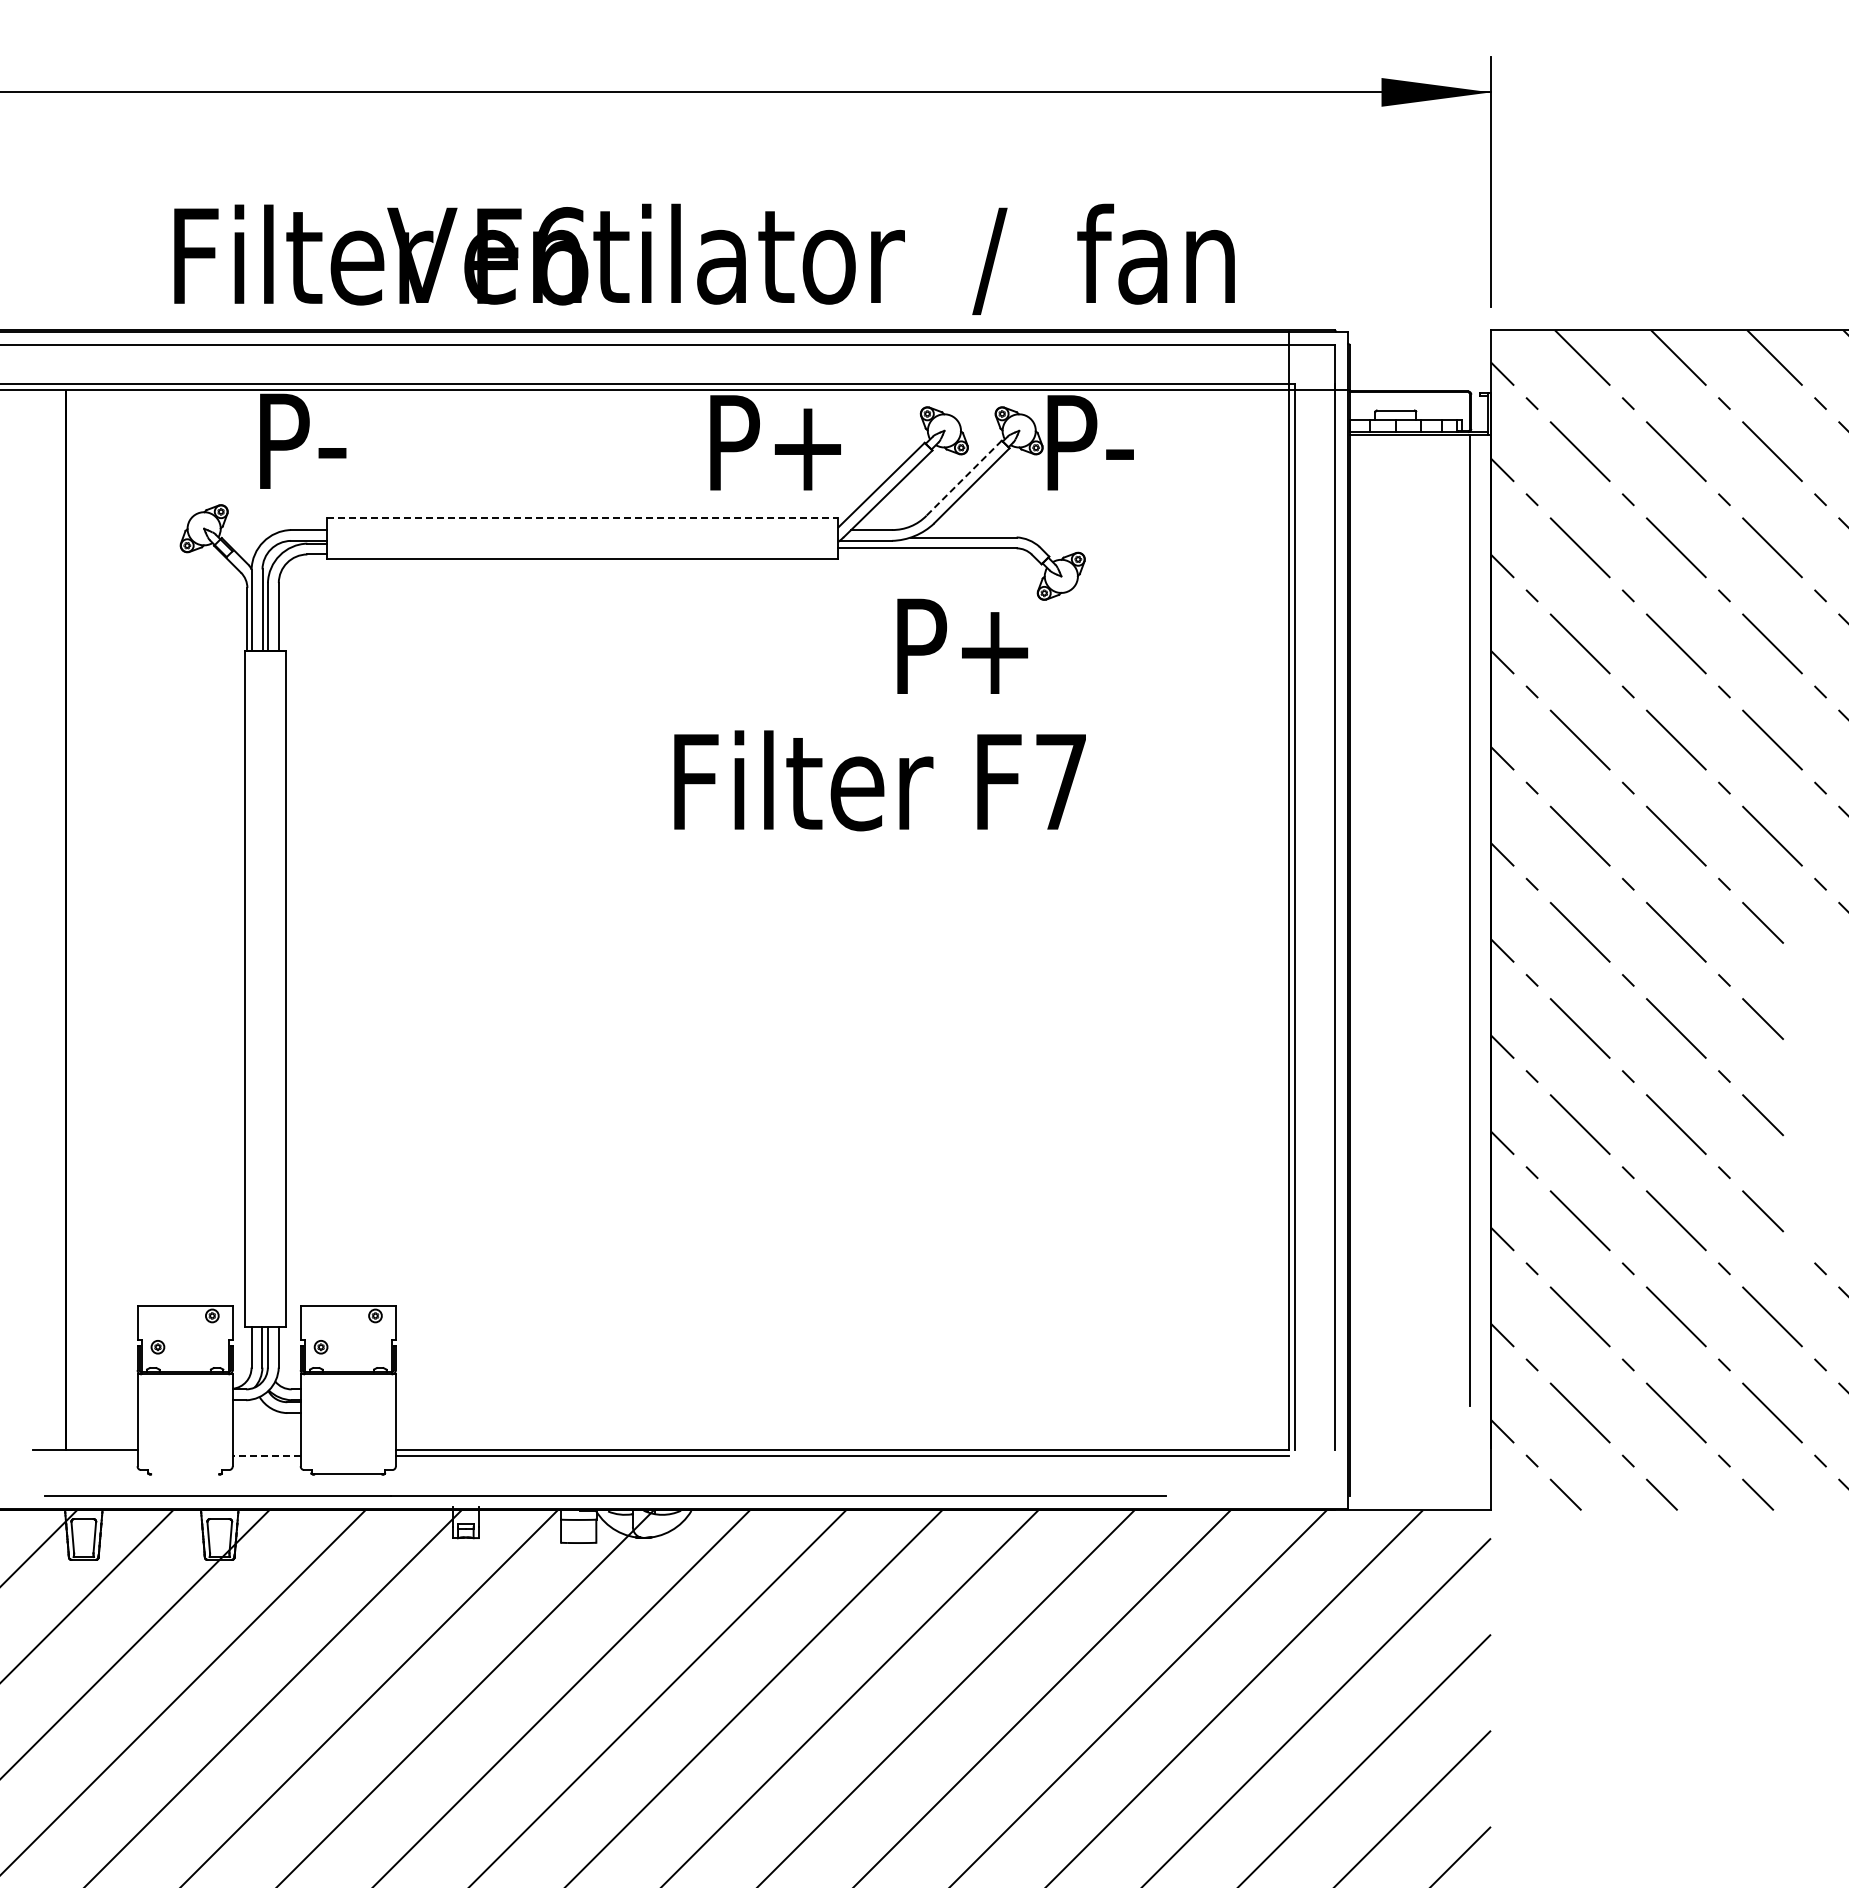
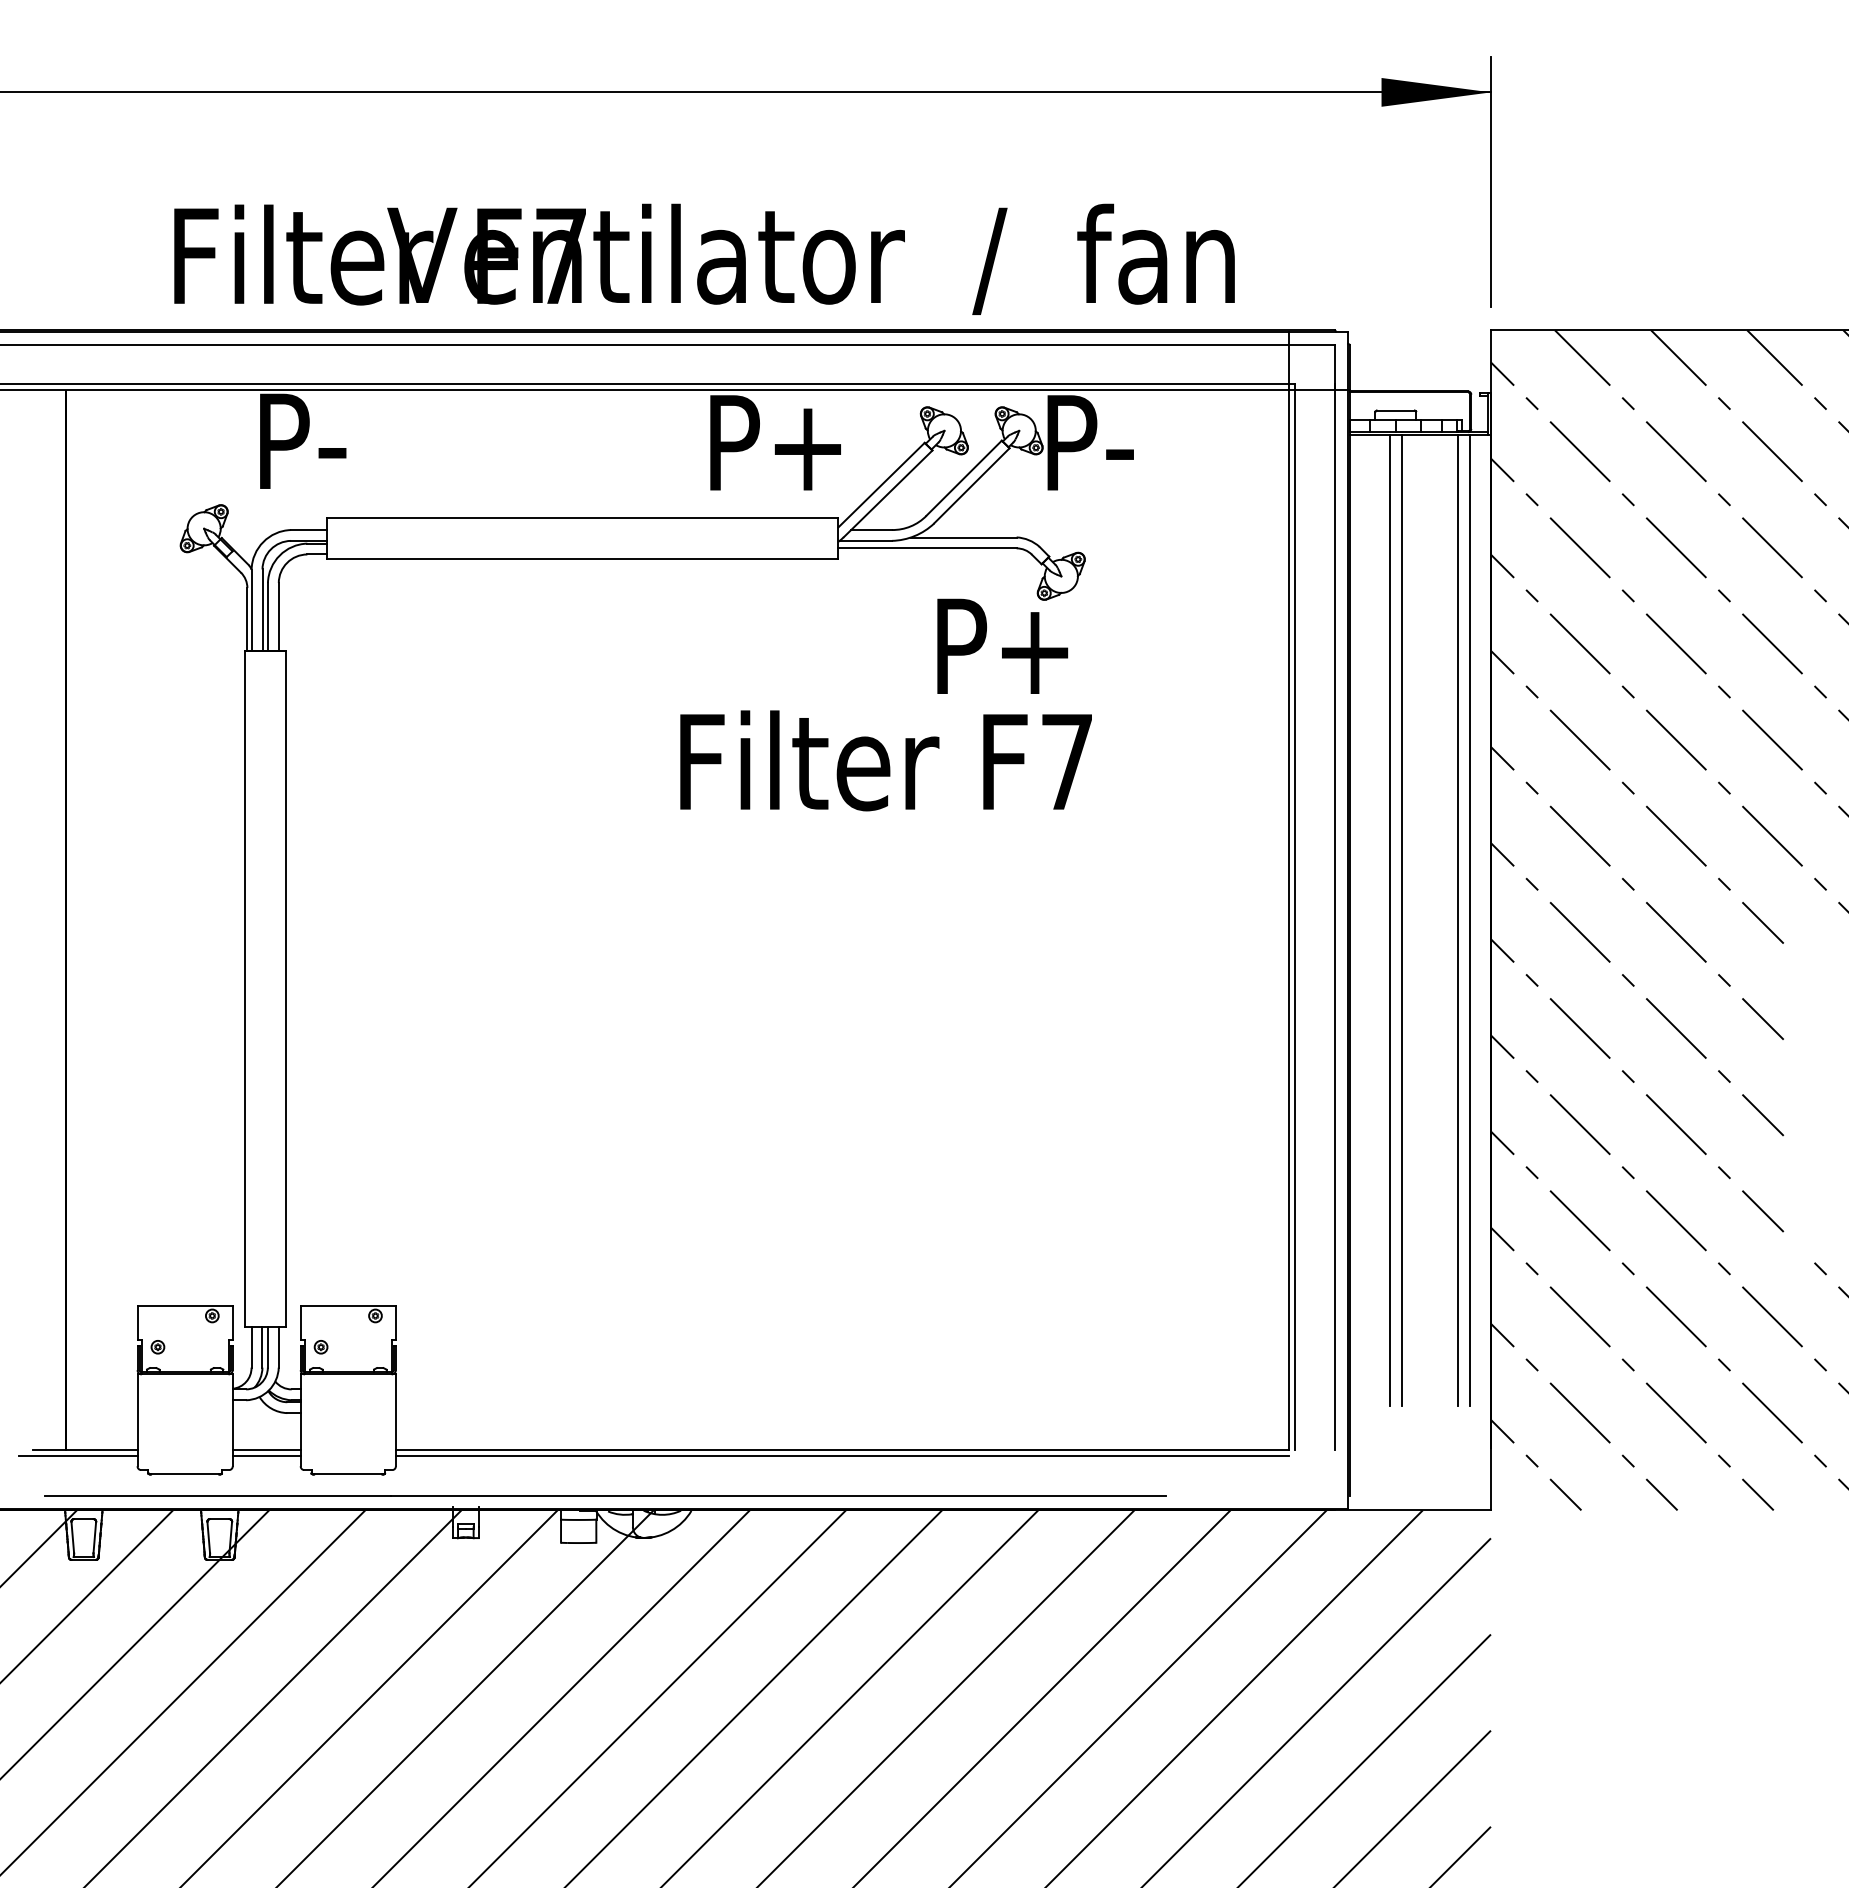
text: F6 -> F7 (562, 256)
line: dashed -> solid (963, 478)
line: dashed -> solid (582, 517)
text position: (962, 645) -> (1002, 645) (1002, 645)
text position: (879, 780) -> (885, 760) (885, 760)
line: none -> present (1389, 920)
line: none -> present (1401, 920)
line: none -> present (1457, 920)
line: none -> present (266, 1450)
line: none -> present (77, 1456)
line: dashed -> solid (266, 1456)
line: none -> present (184, 1474)
